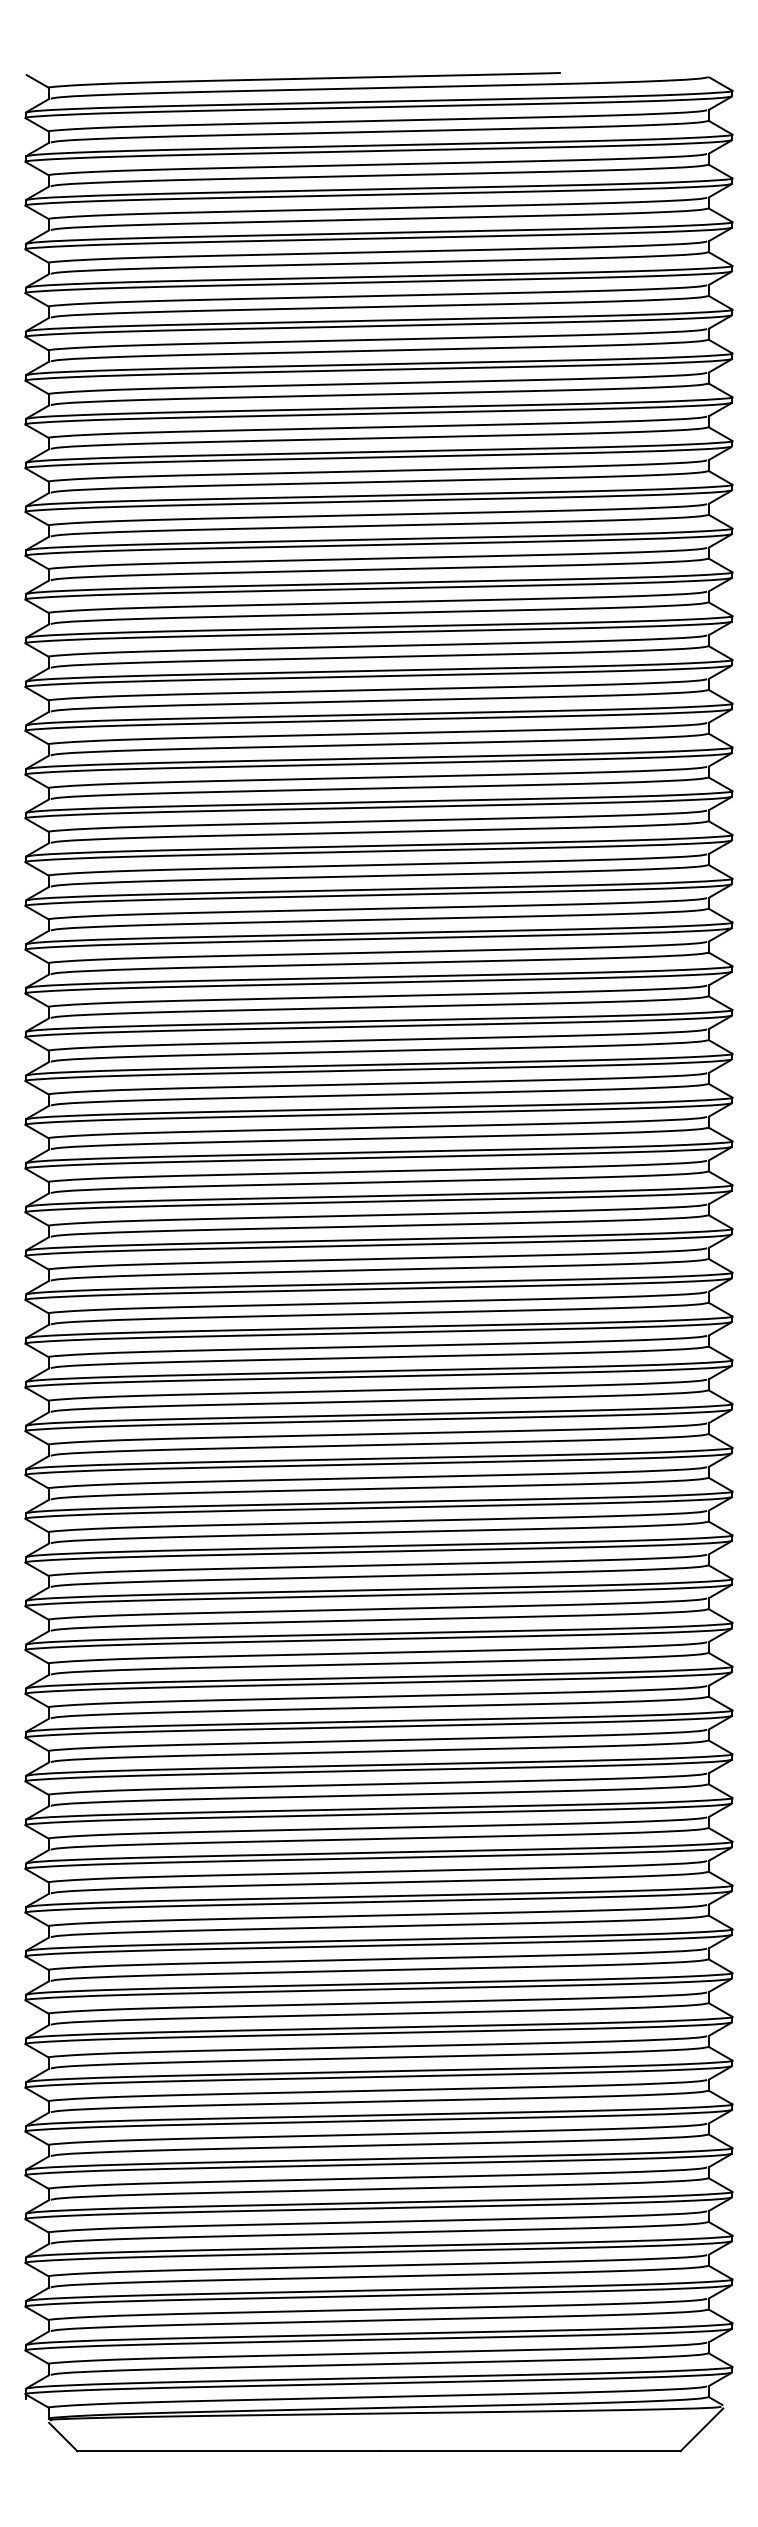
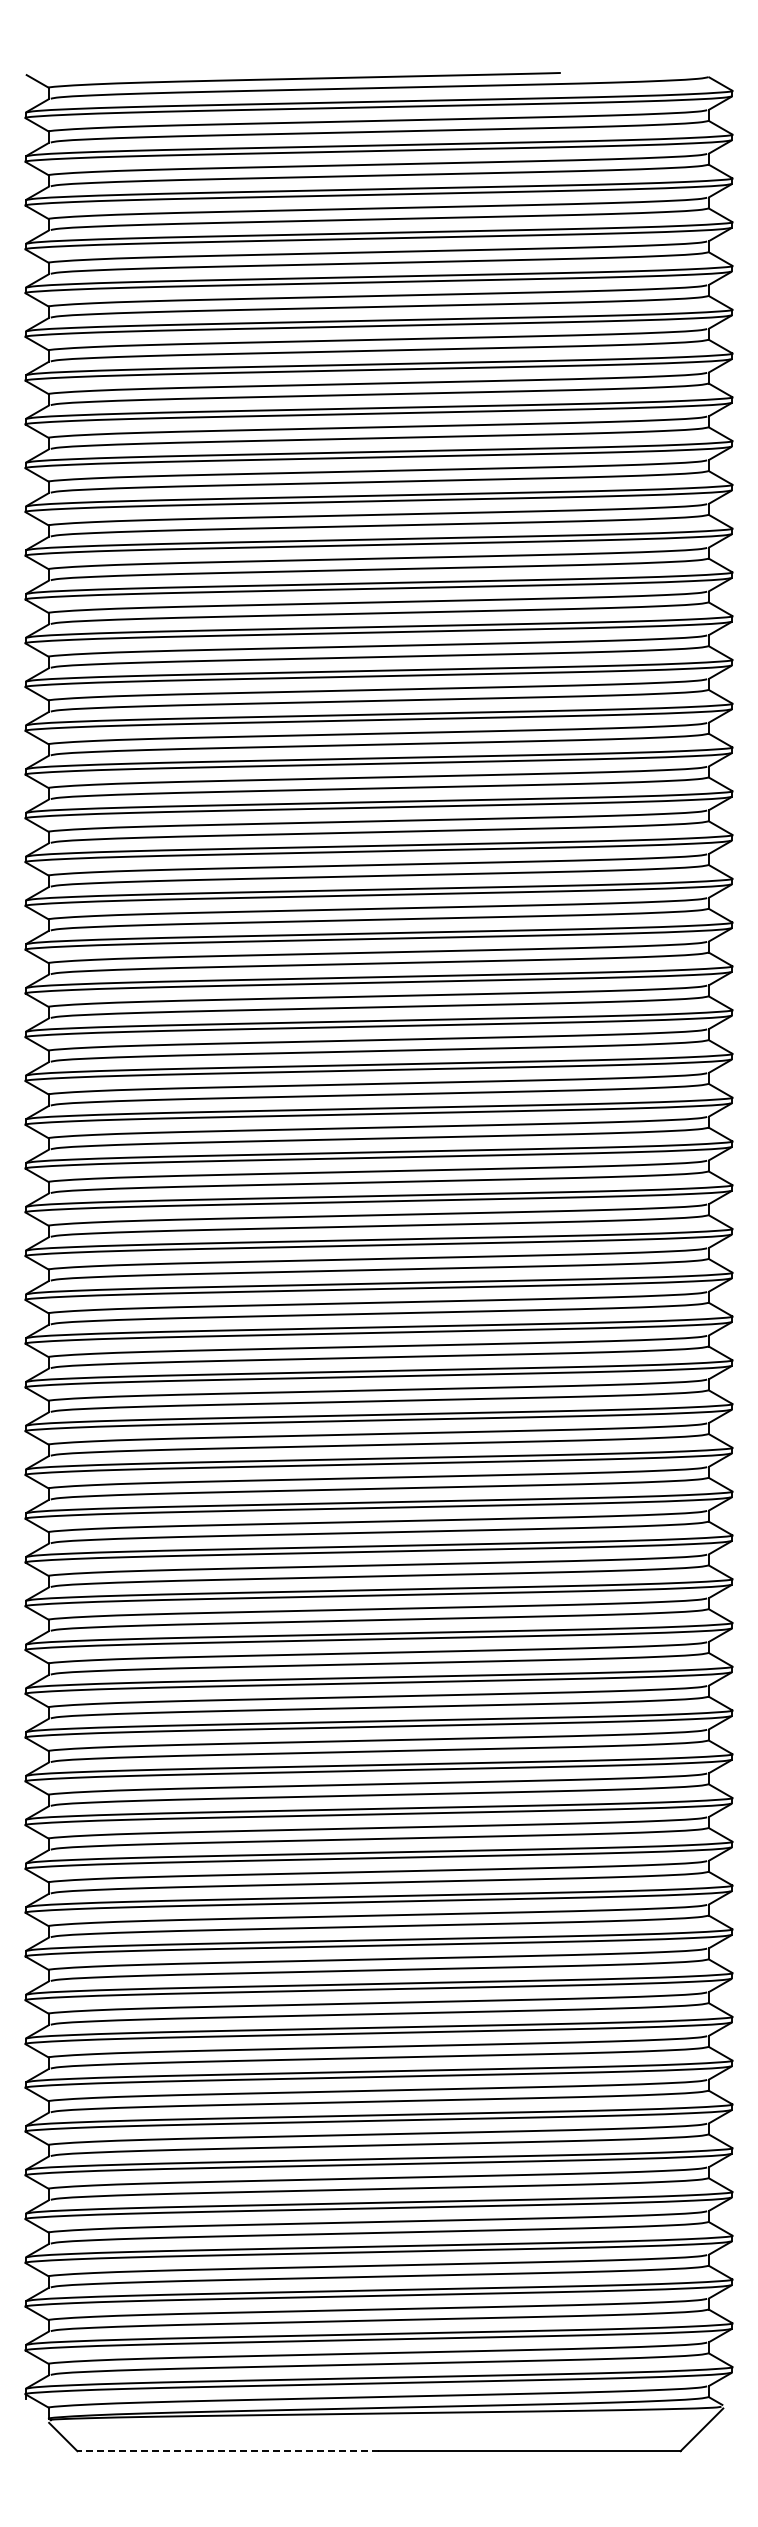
line: solid -> dashed (228, 2451)
